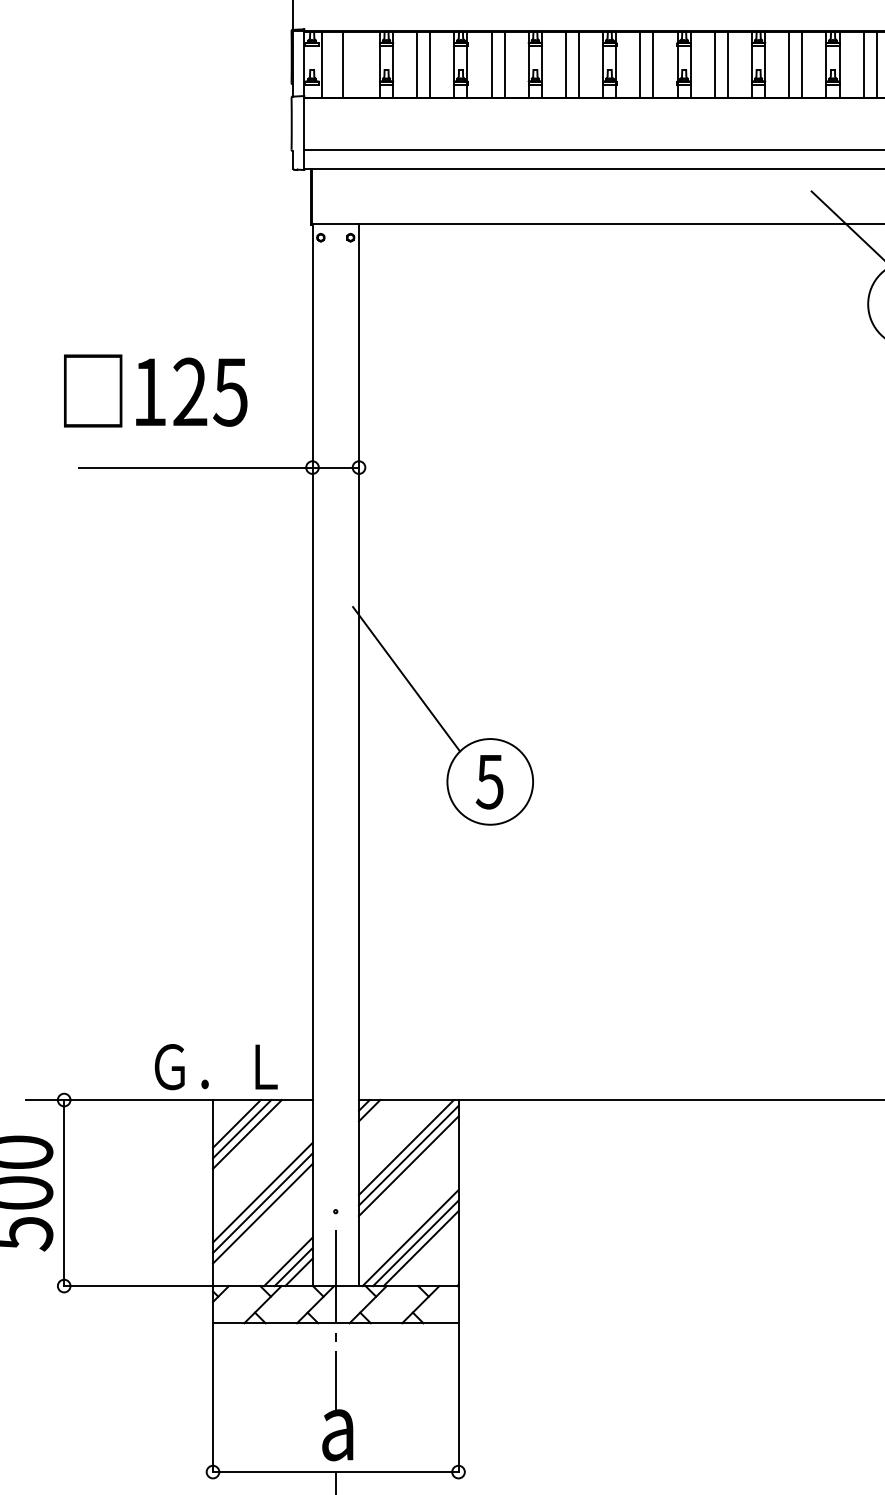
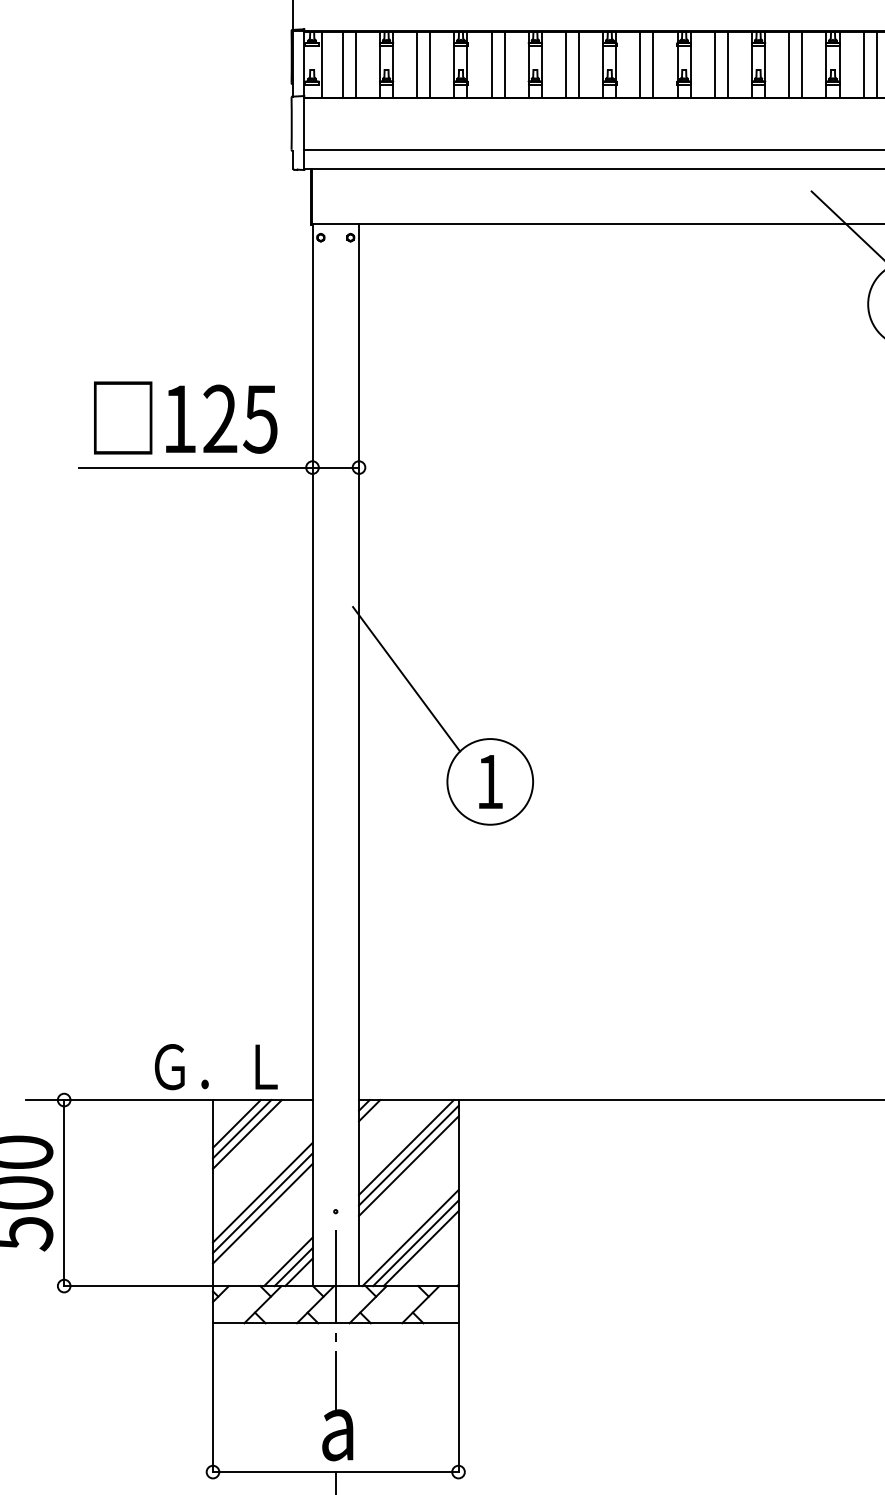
line: none -> present (355, 64)
text position: (155, 390) -> (185, 417) (185, 417)
text: 5 -> 1 (489, 782)
